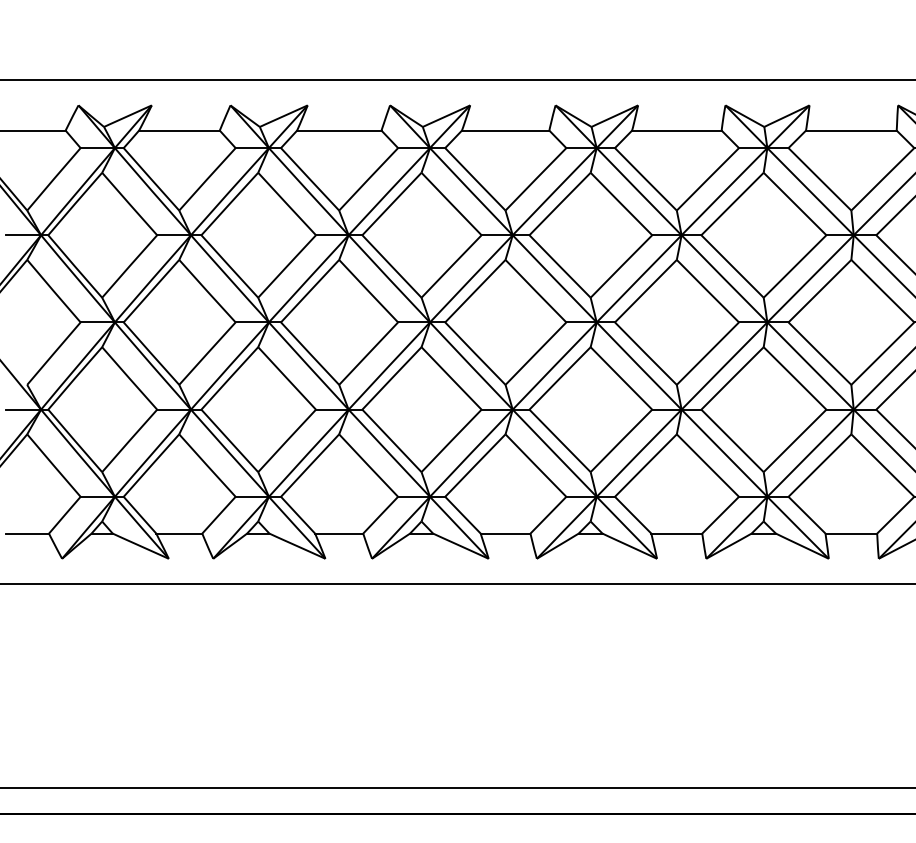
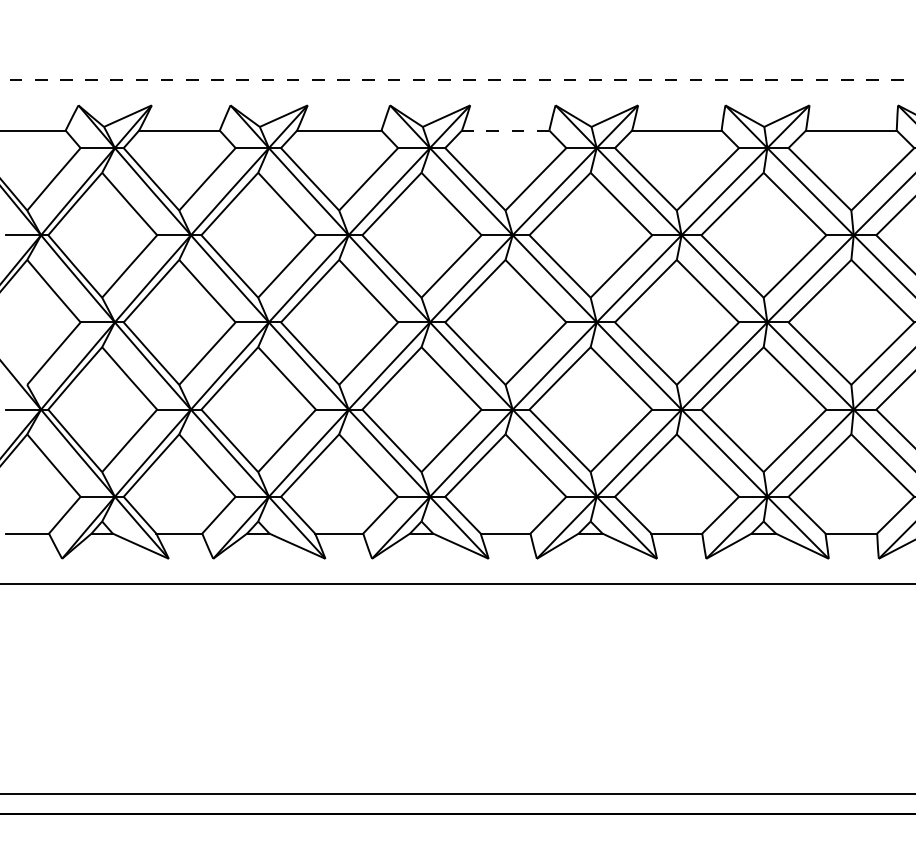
line: solid -> dashed (457, 80)
line: solid -> dashed (505, 130)
line position: (457, 788) -> (457, 794) (457, 794)
